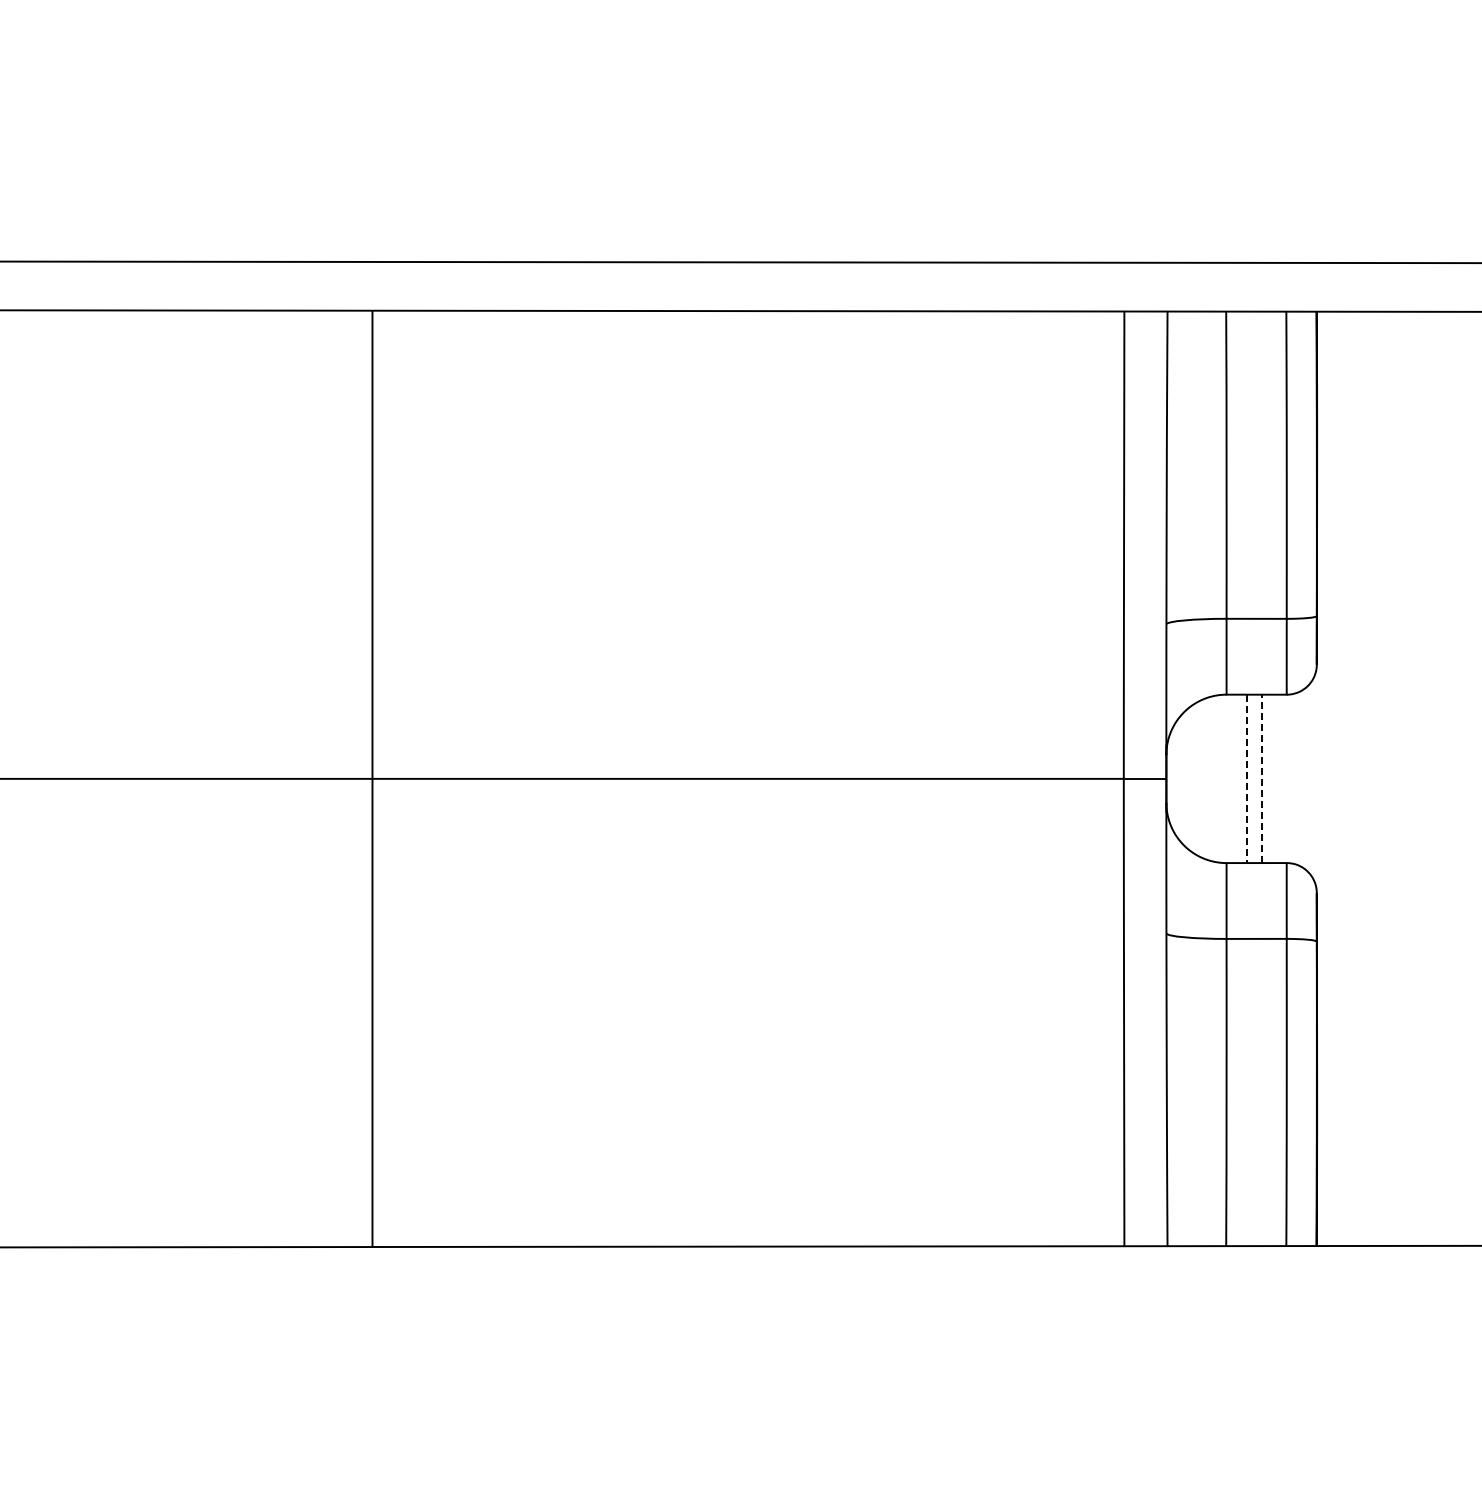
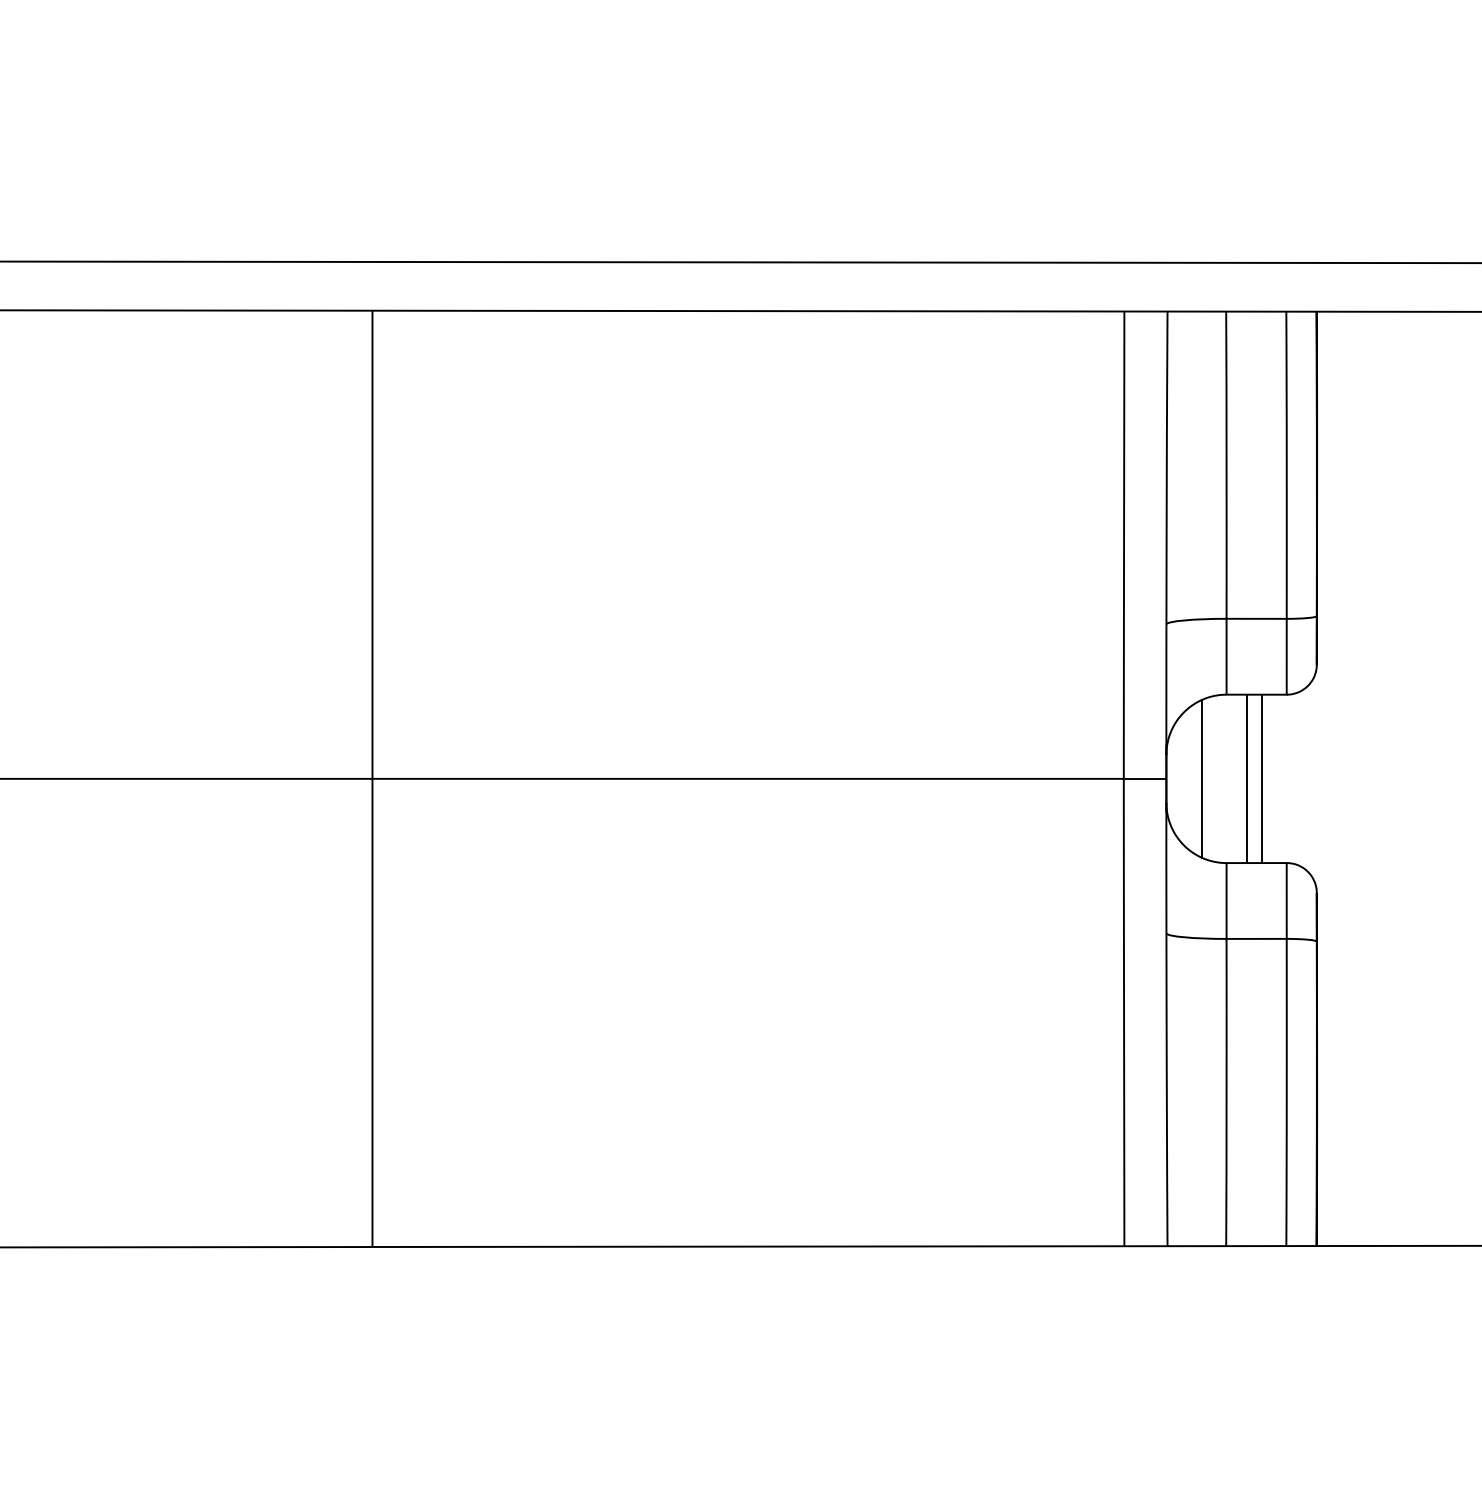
line: none -> present (1201, 778)
line: dashed -> solid (1262, 778)
line: dashed -> solid (1247, 779)
